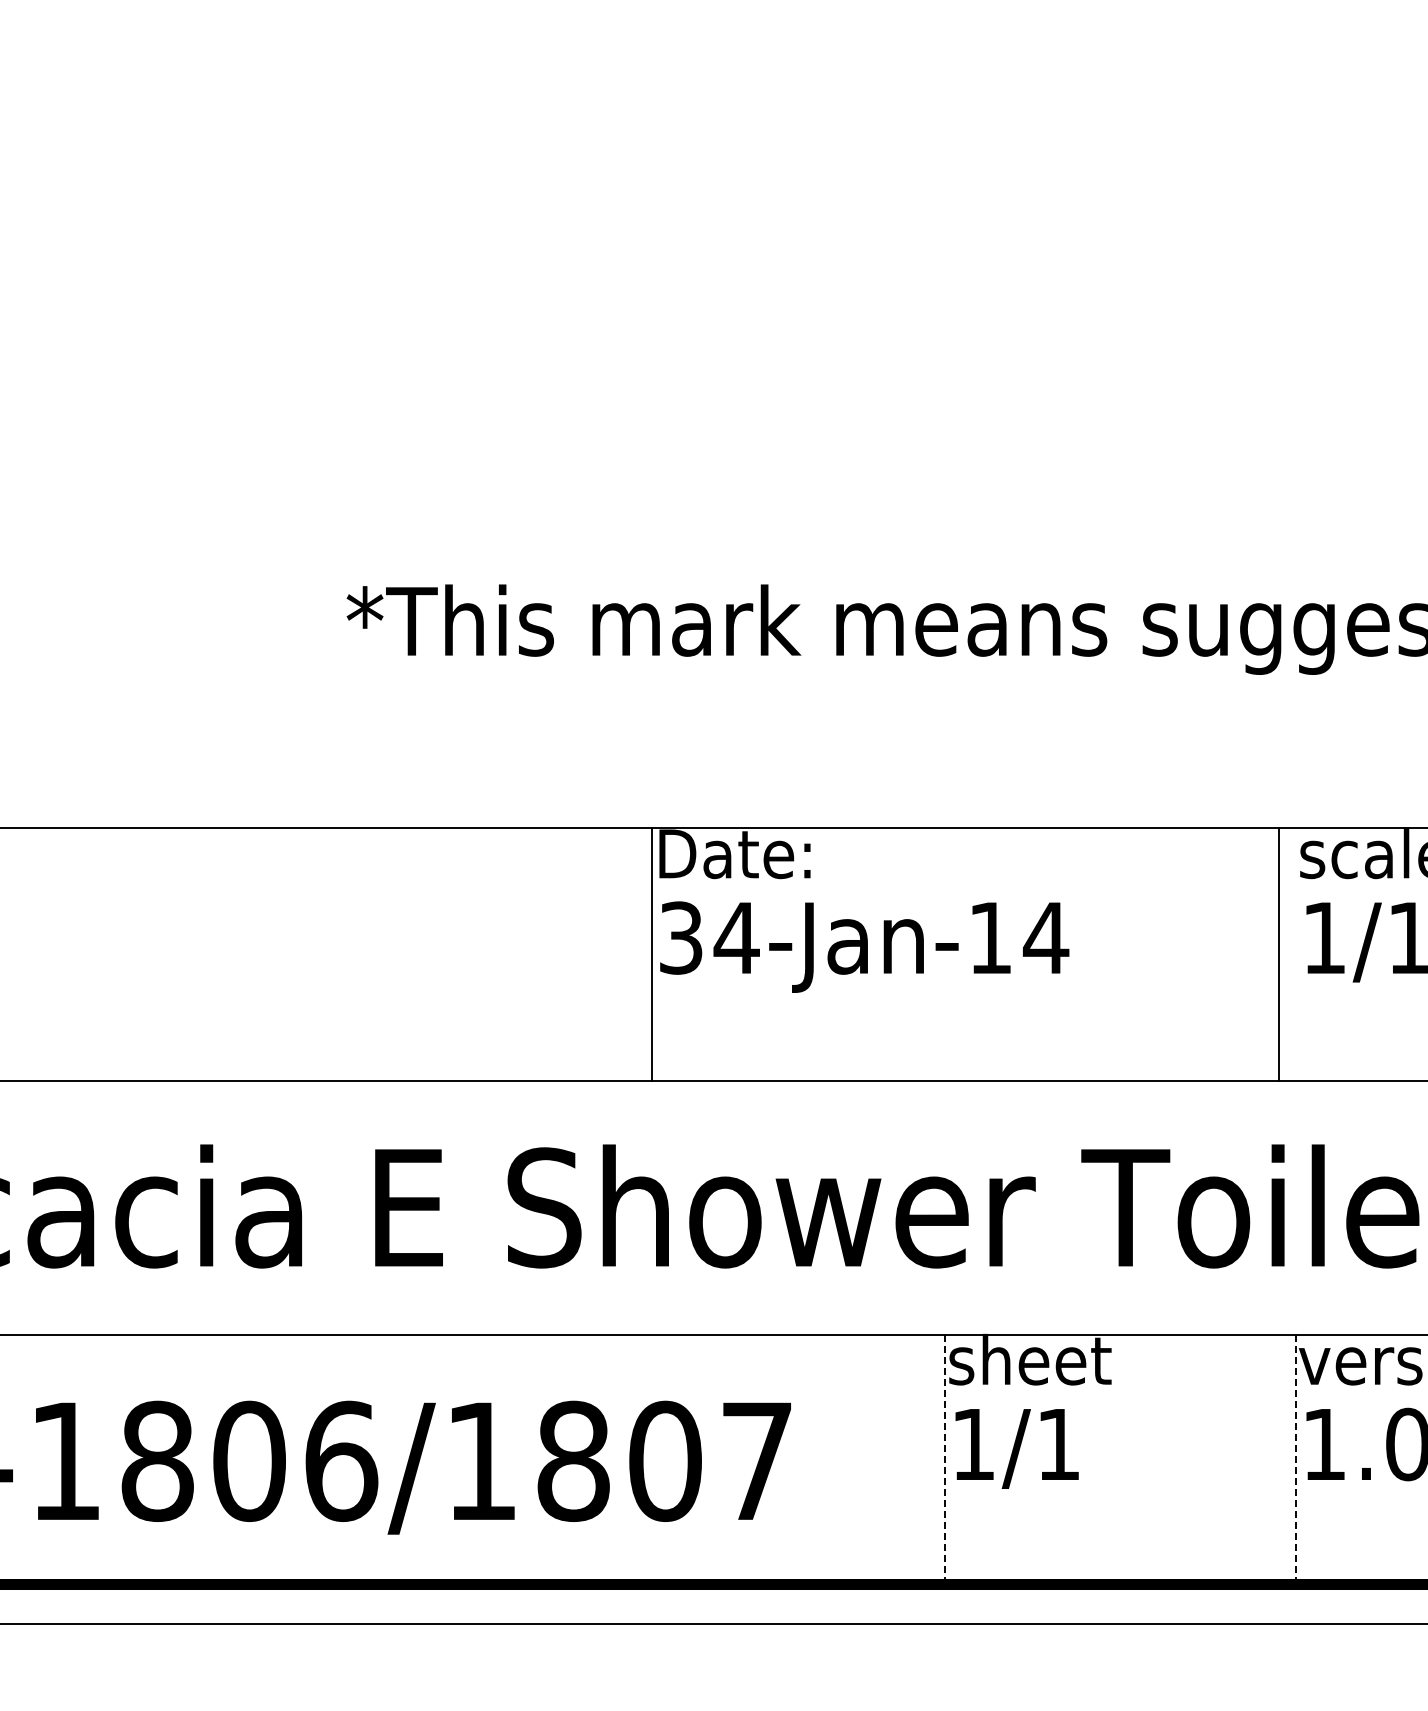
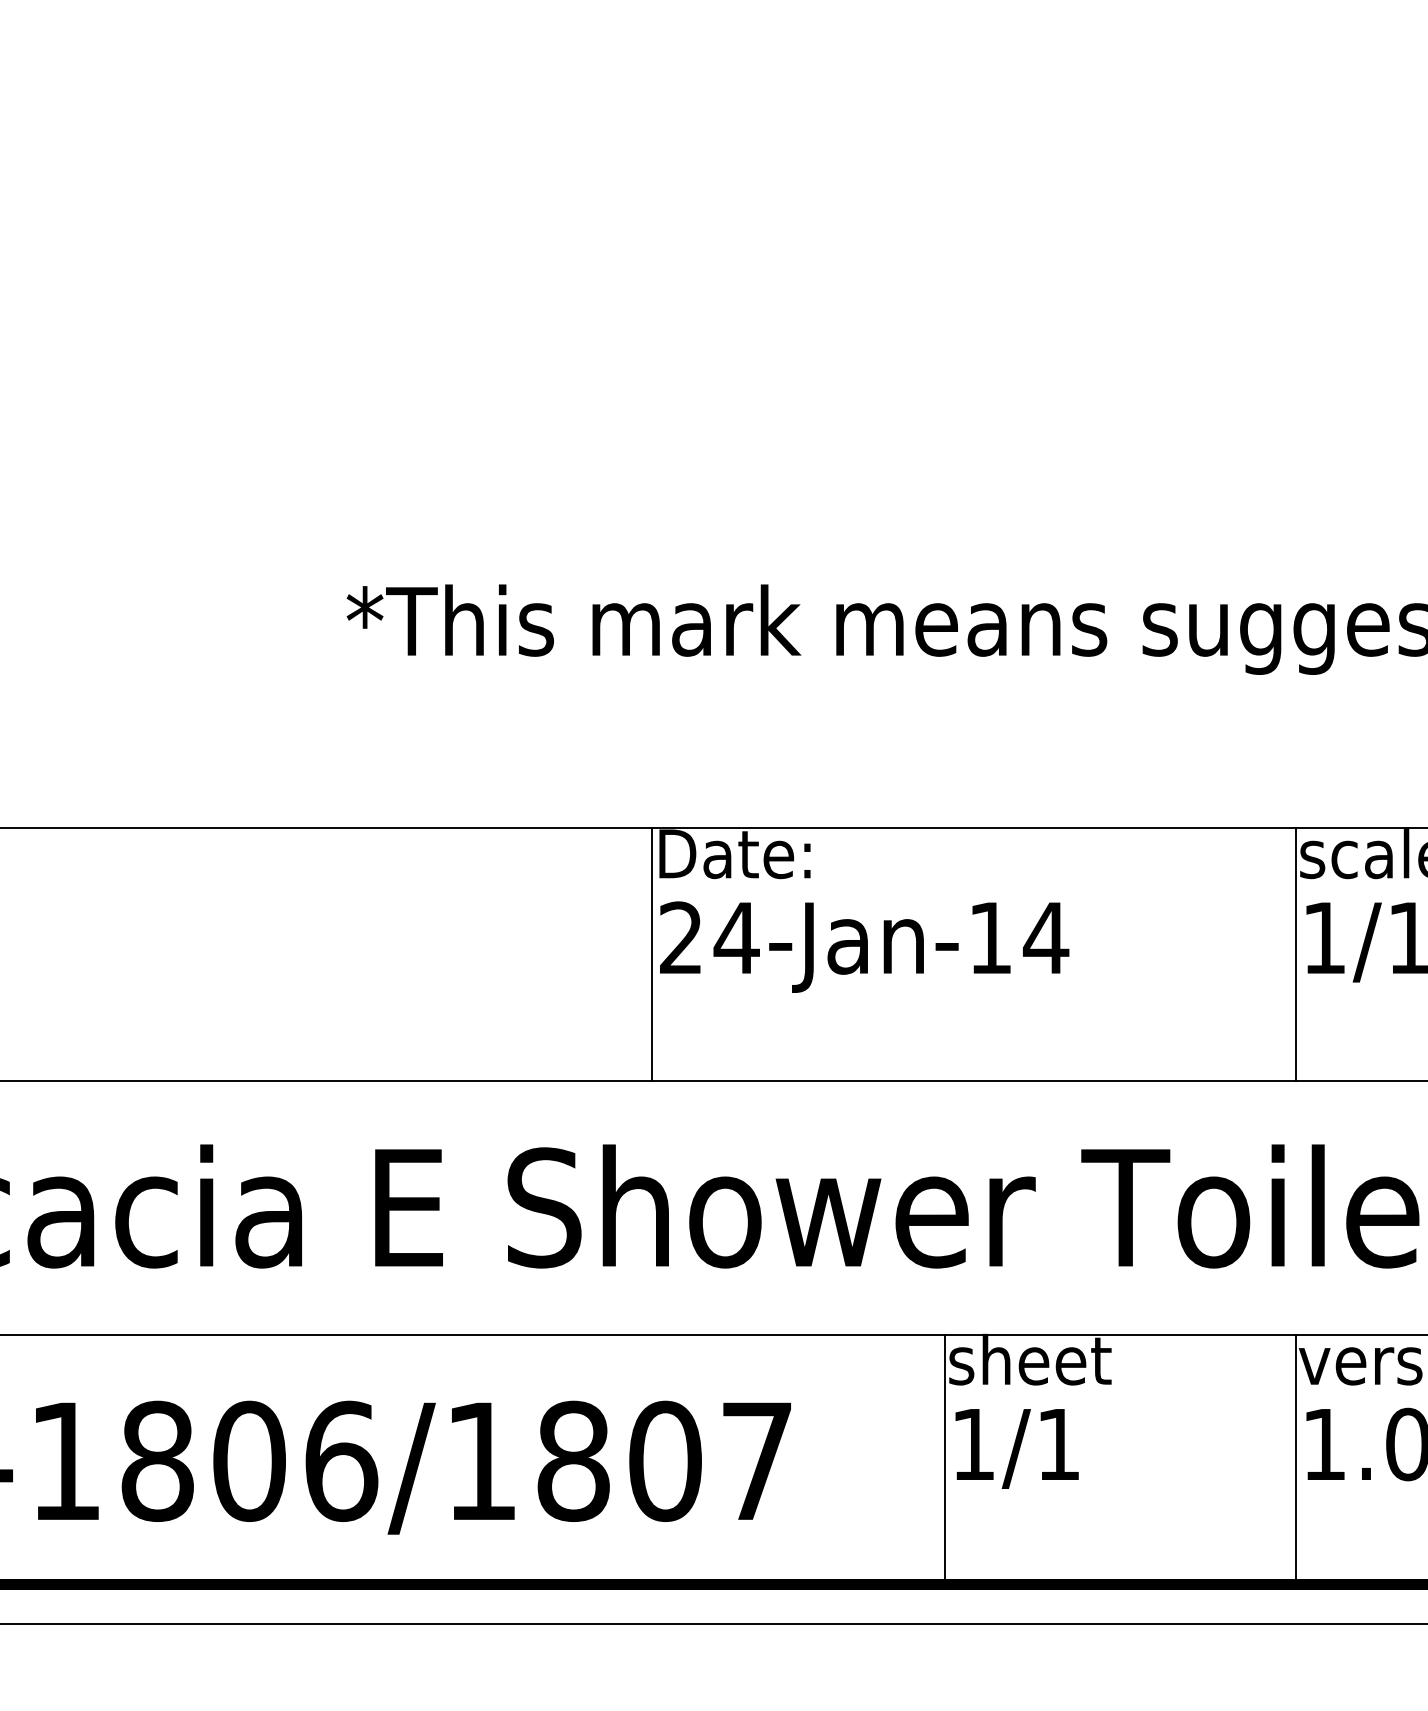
text: 34-Jan-14 -> 24-Jan-14 (681, 937)
line position: (1278, 954) -> (1295, 954) (1295, 954)
line: dashed -> solid (944, 1461)
line: dashed -> solid (1295, 1461)
